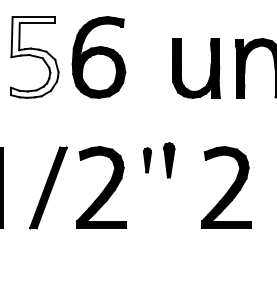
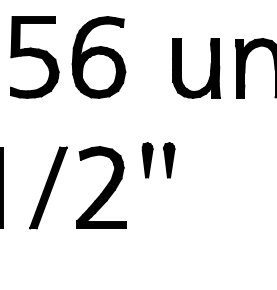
fill: none -> present (34, 57)
part size: 9x27 px -> 13x37 px (147, 160)
part: present -> none (226, 187)
